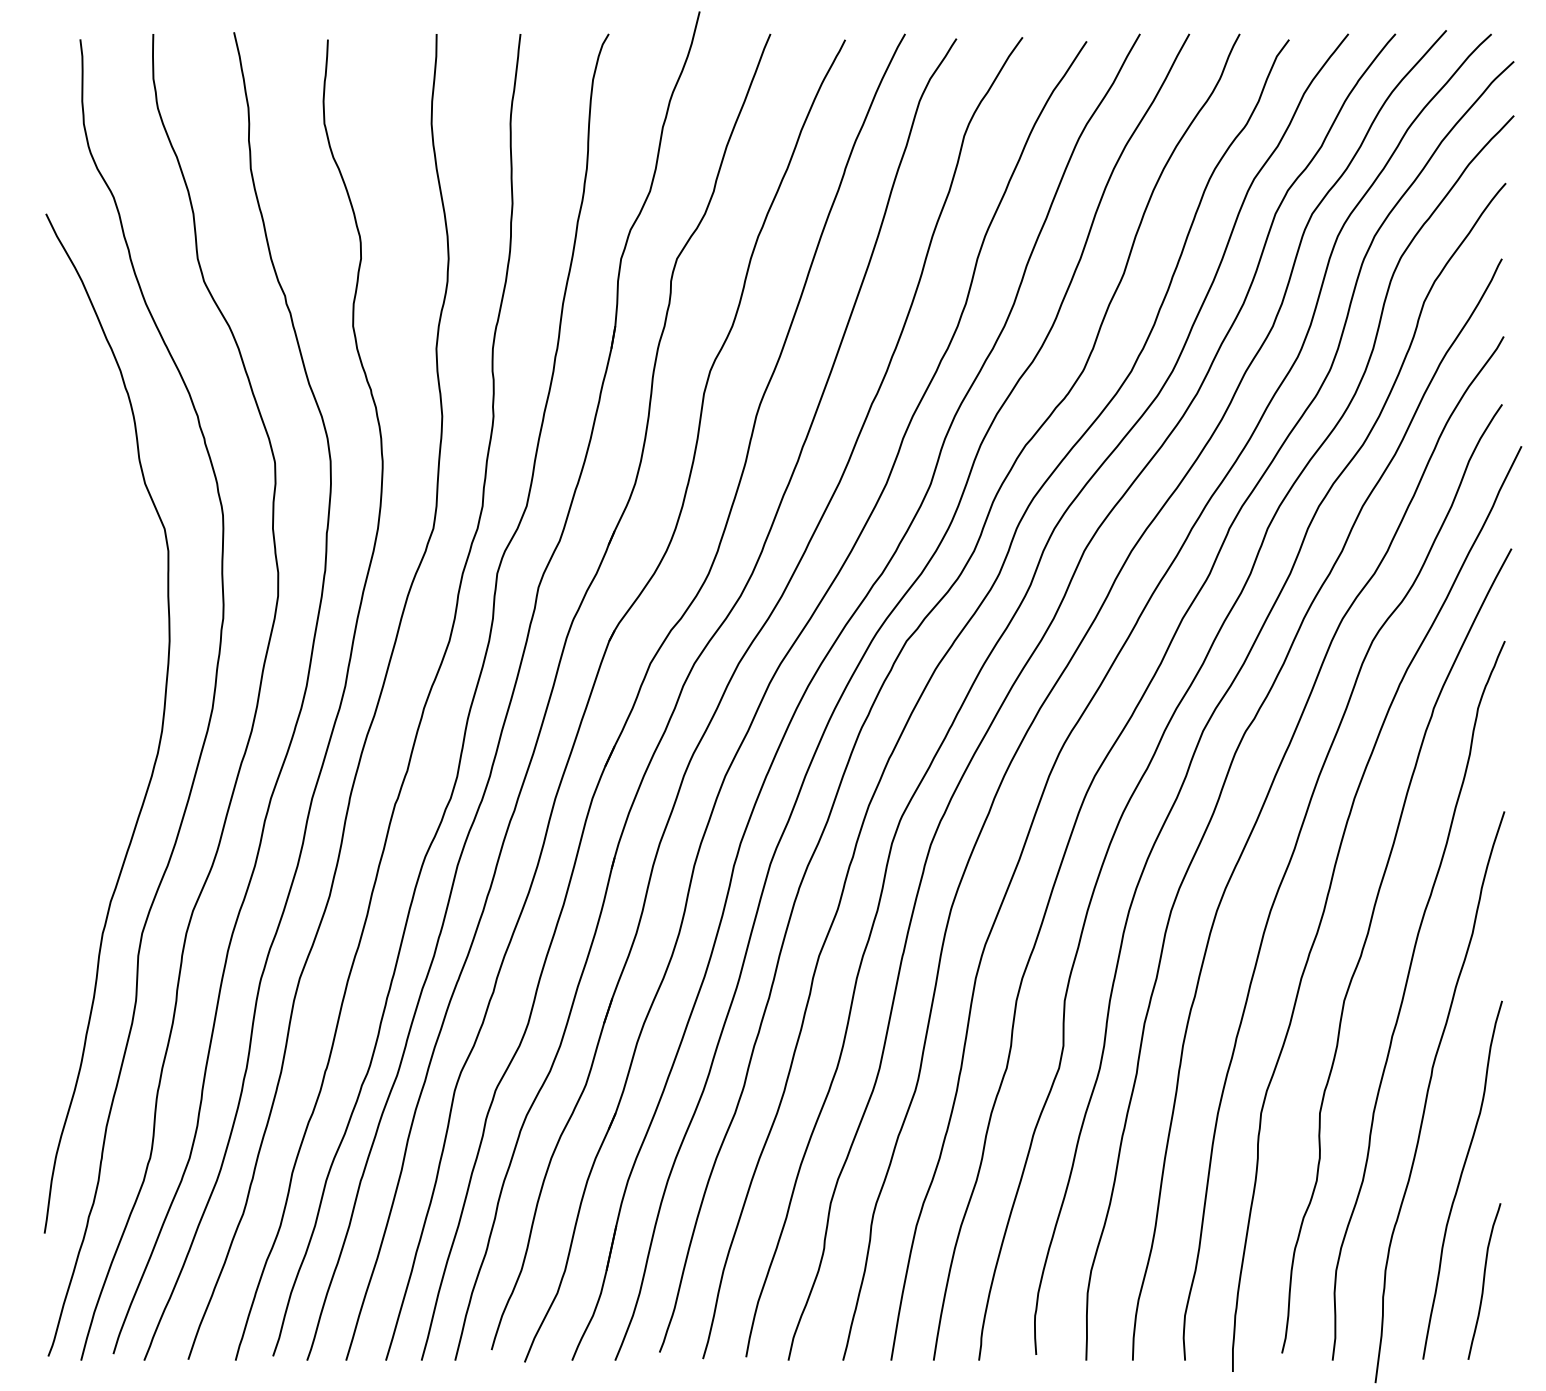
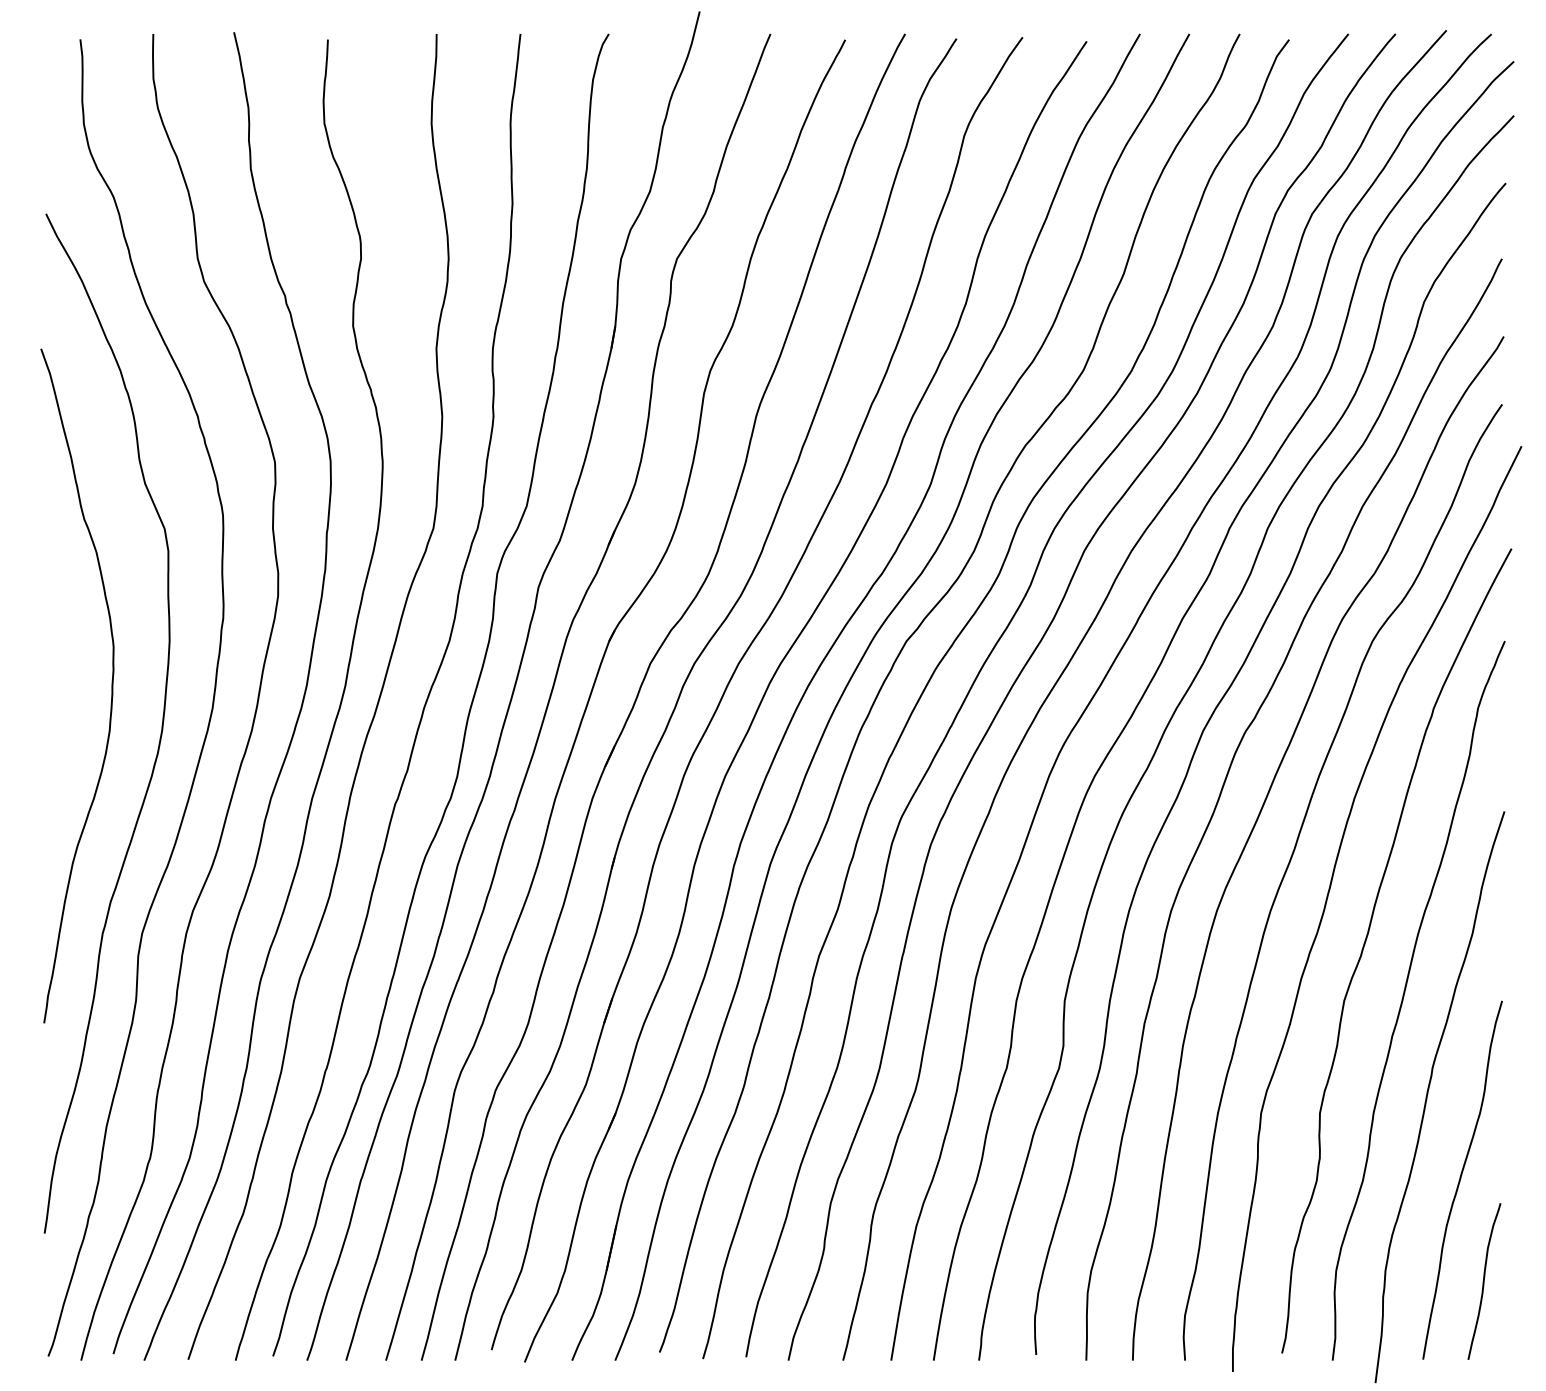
curve: none -> present (111, 685)
